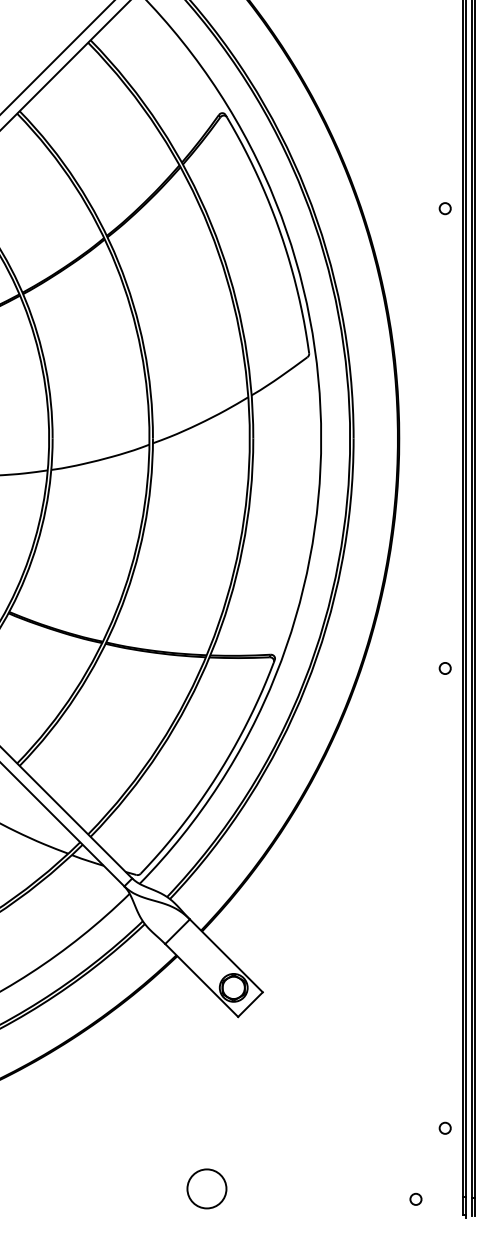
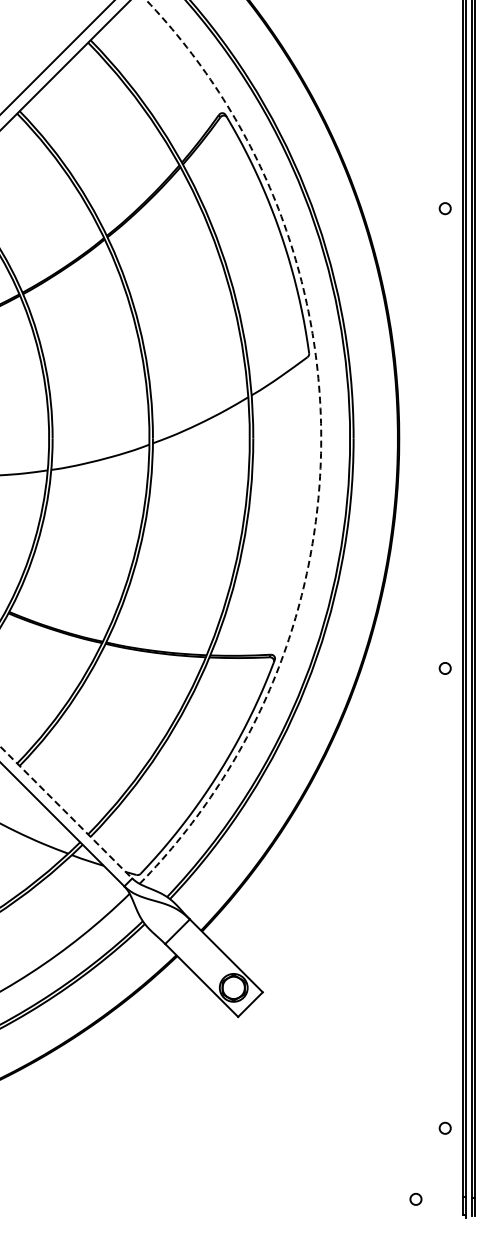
arc: solid -> dashed (321, 442)
line: solid -> dashed (66, 812)
circle: present -> none (206, 1188)
